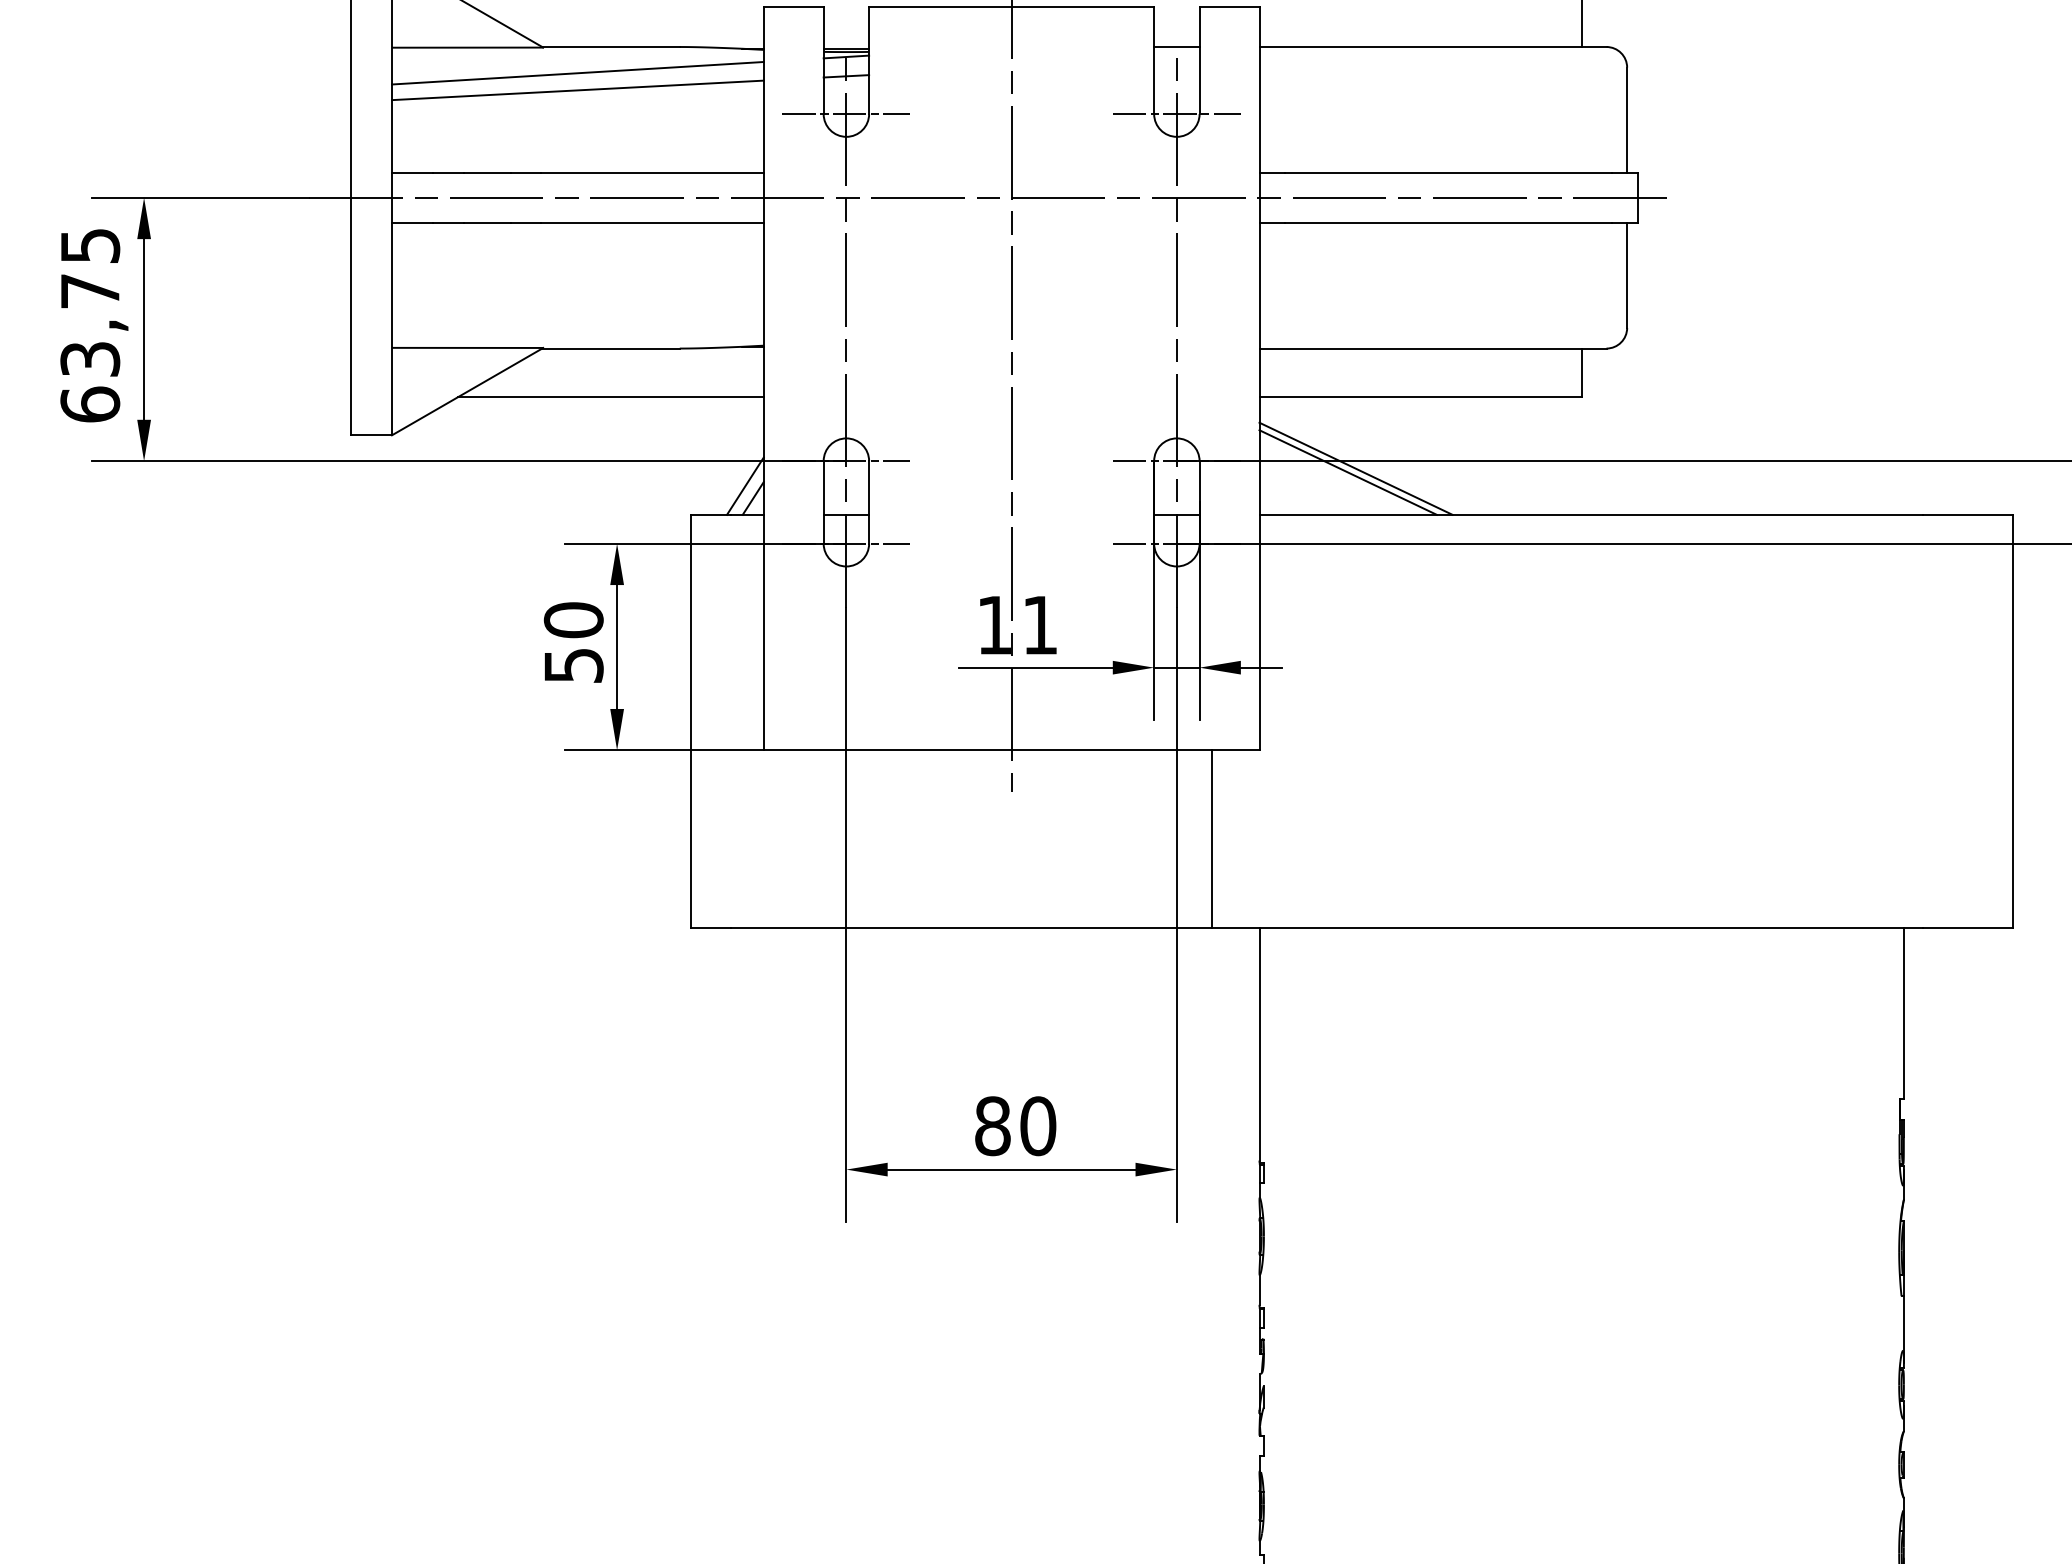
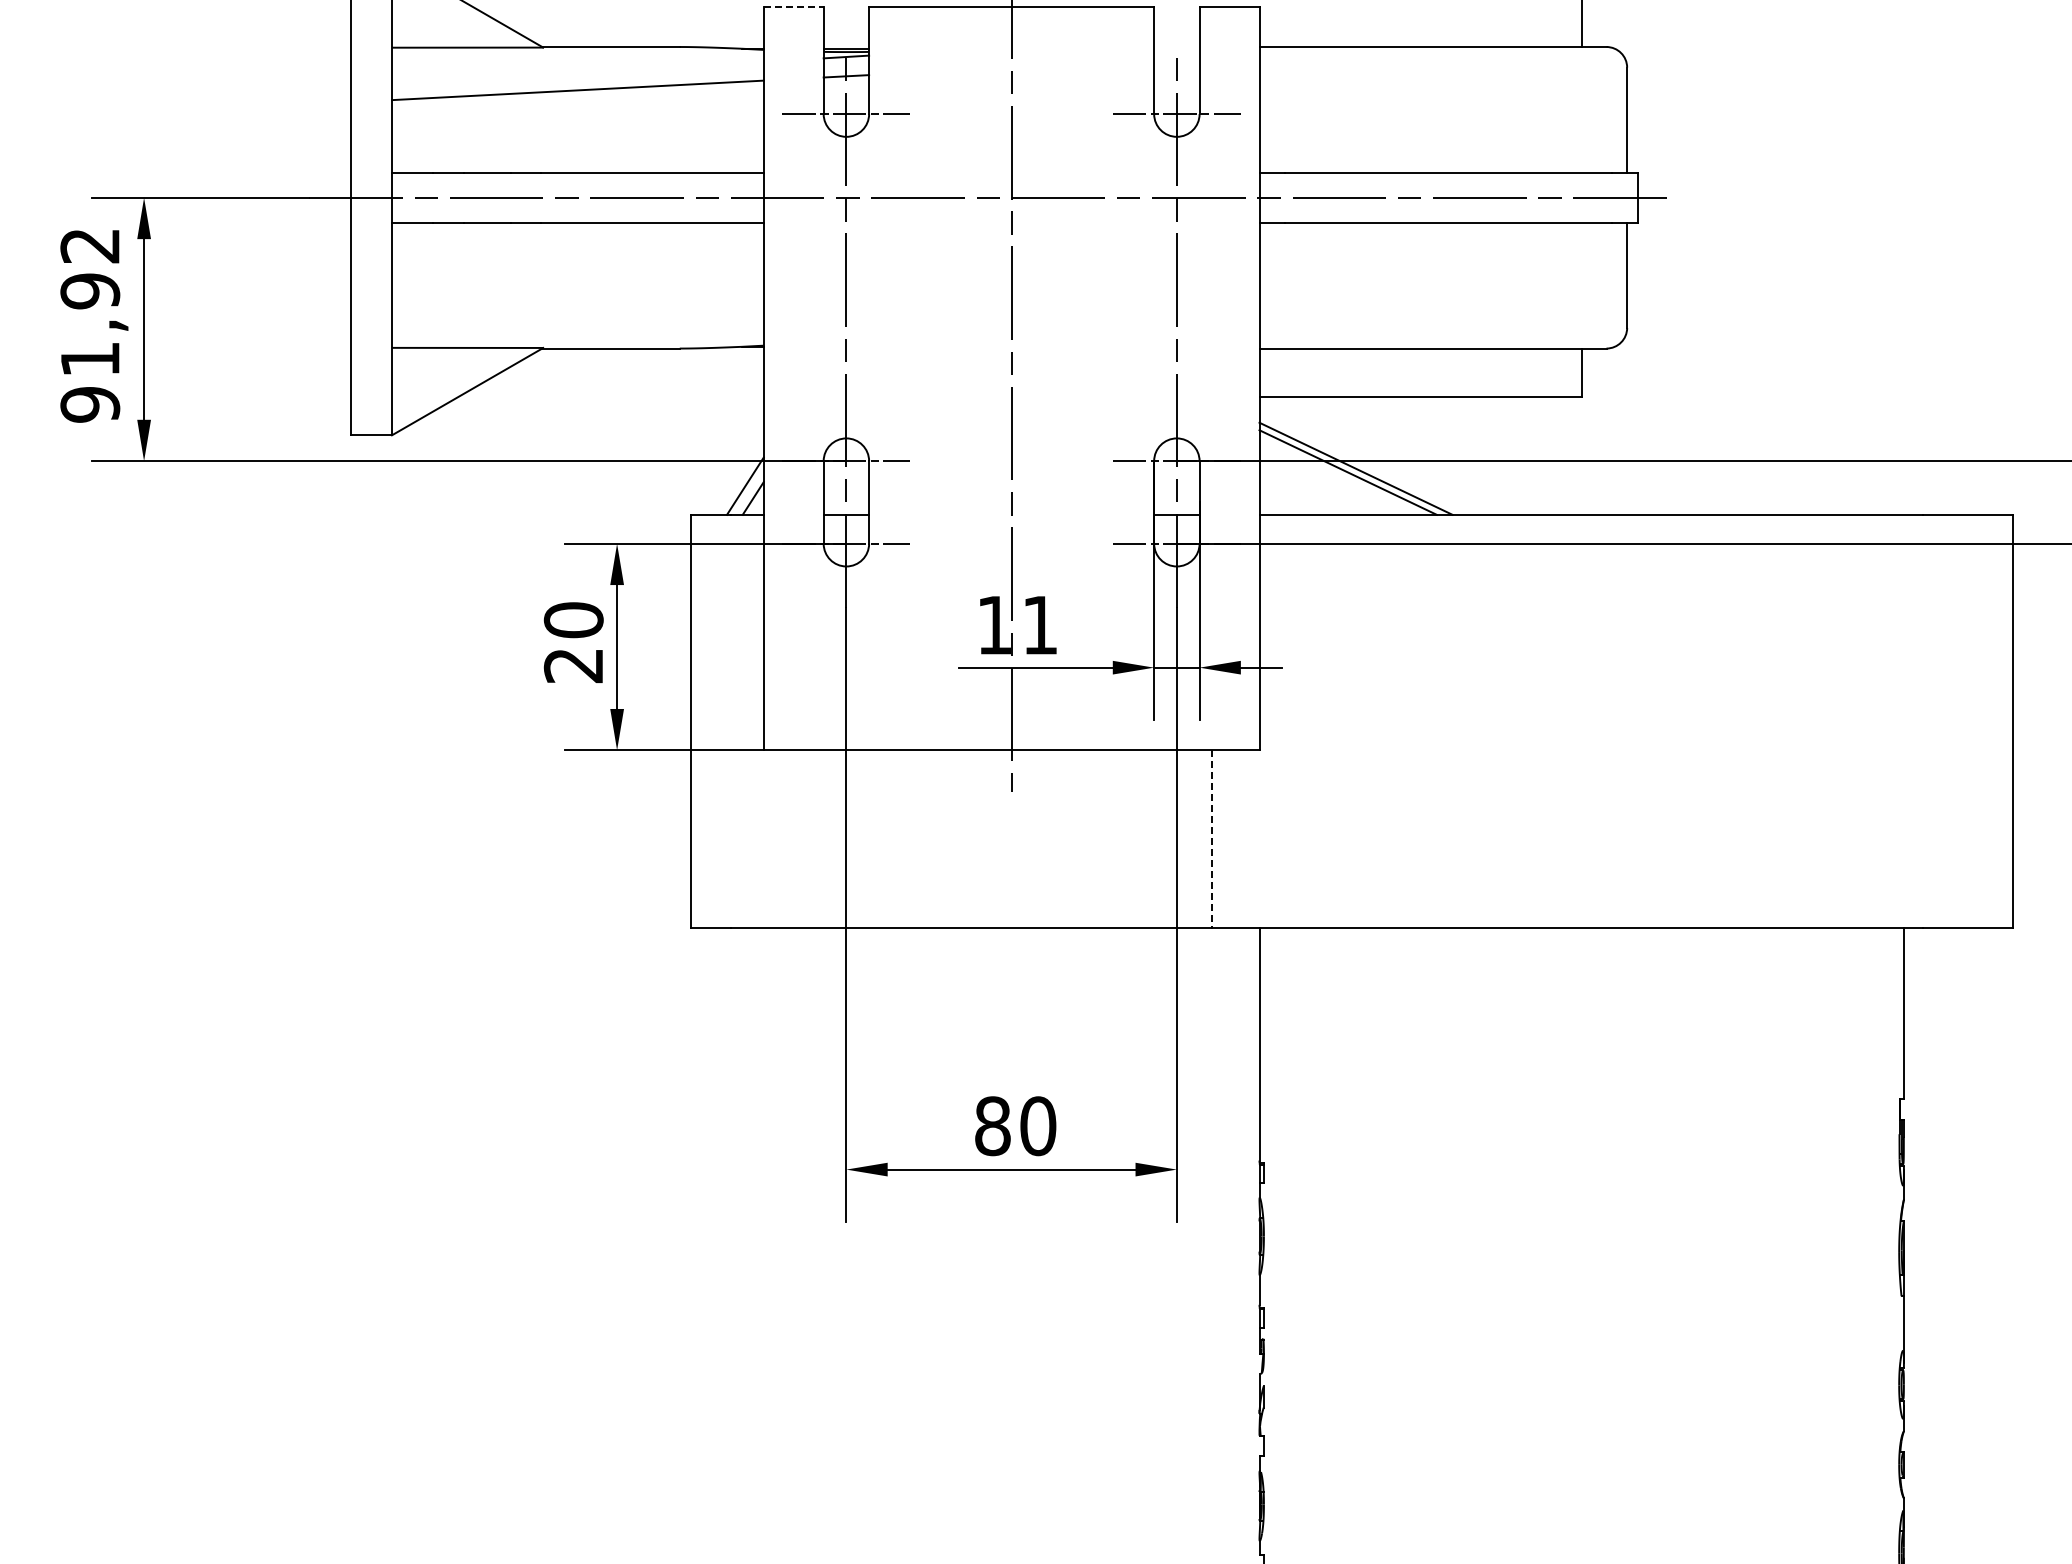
line: solid -> dashed (793, 6)
line: present -> none (1176, 47)
line: present -> none (577, 73)
text: 63,75 -> 91,92 (90, 325)
line: present -> none (610, 397)
text: 50 -> 20 (573, 666)
line: solid -> dashed (1211, 839)
